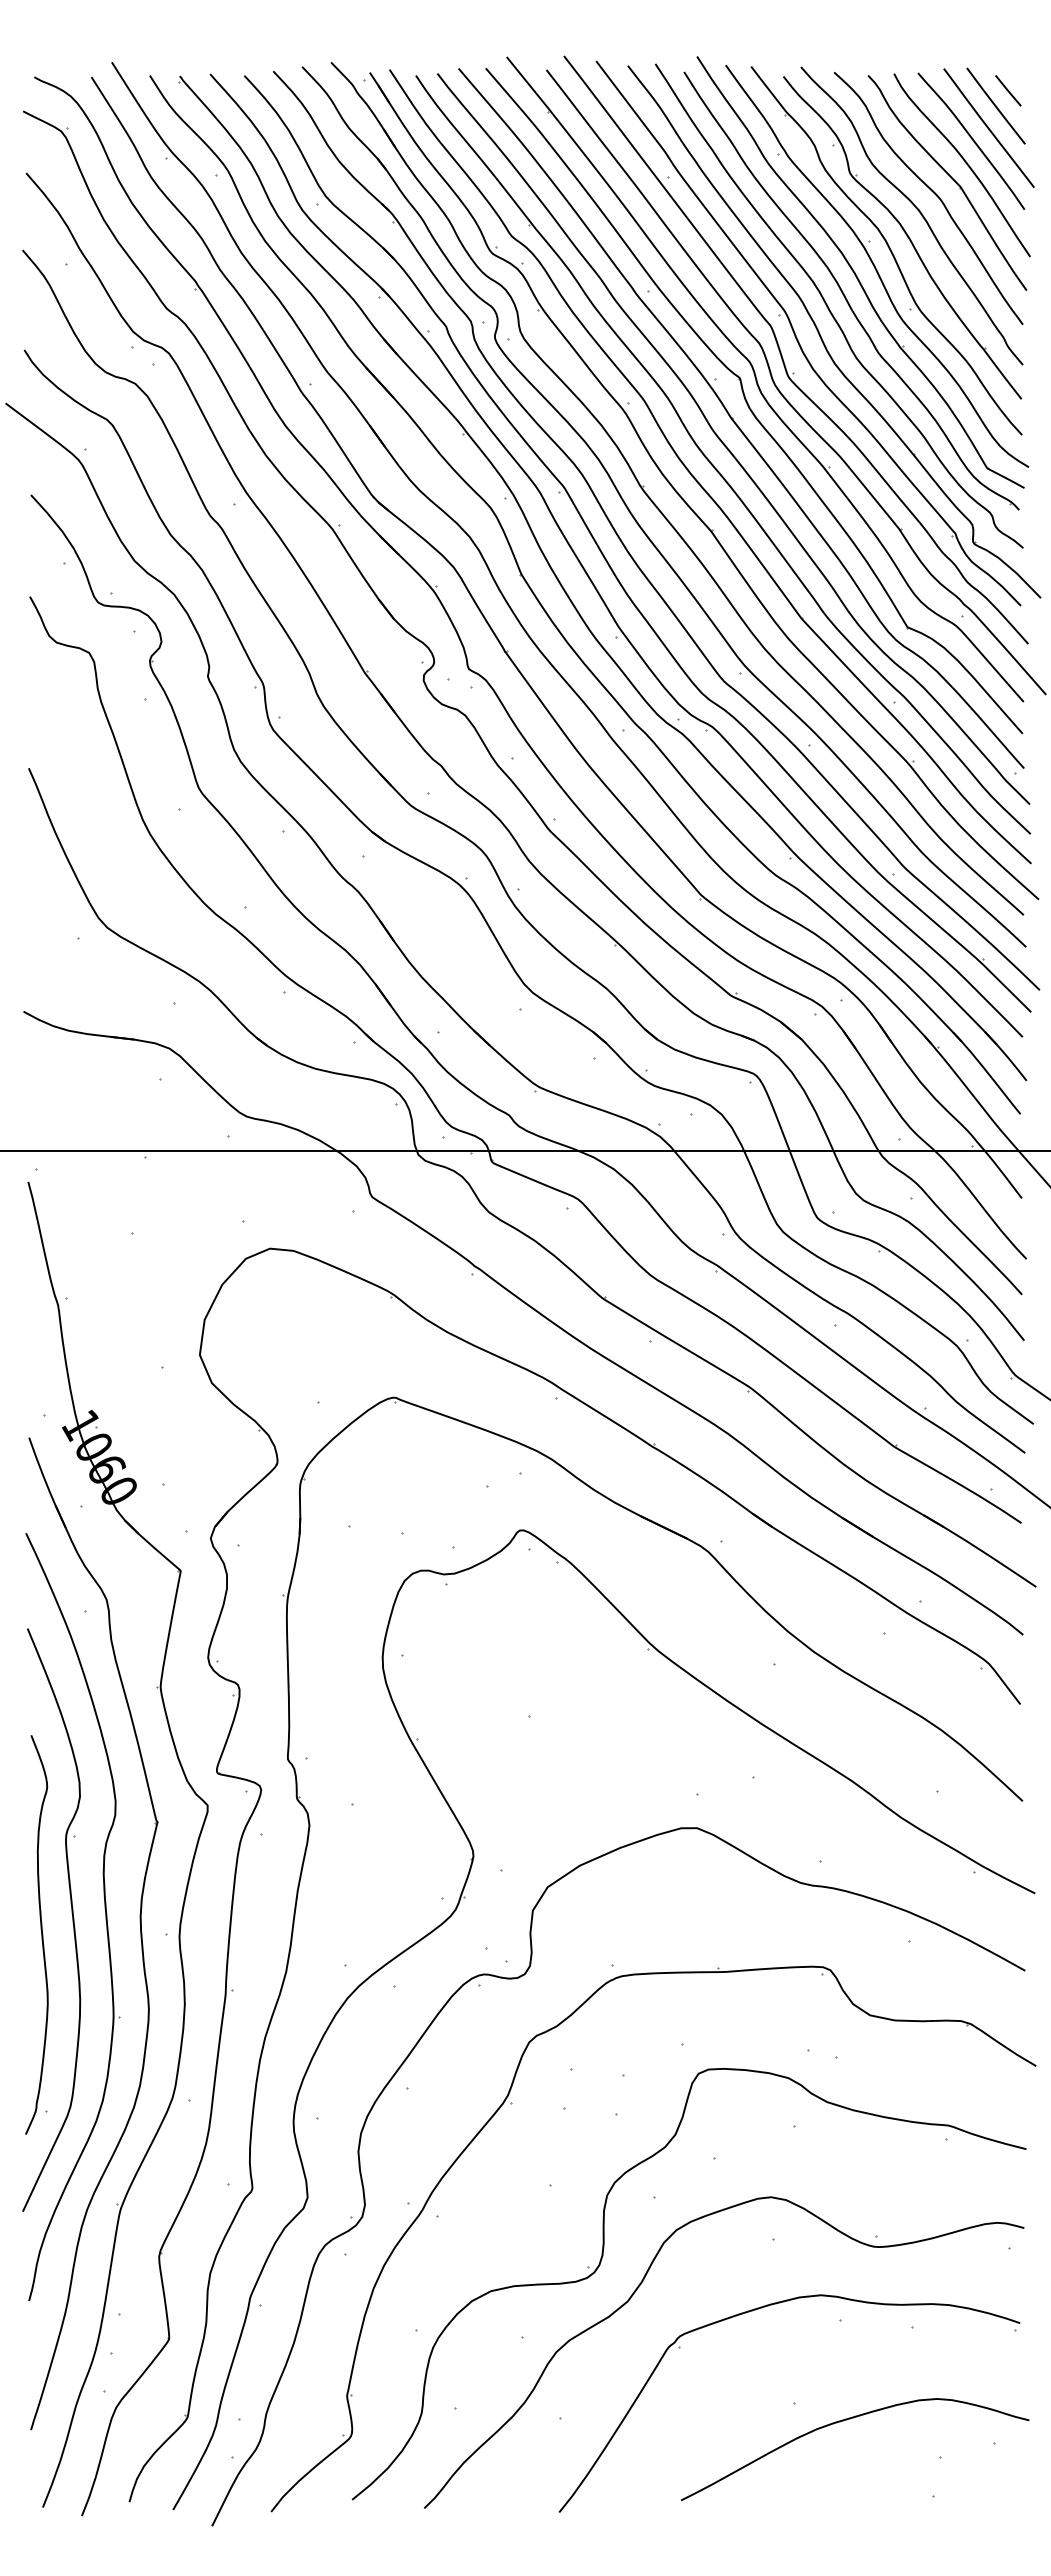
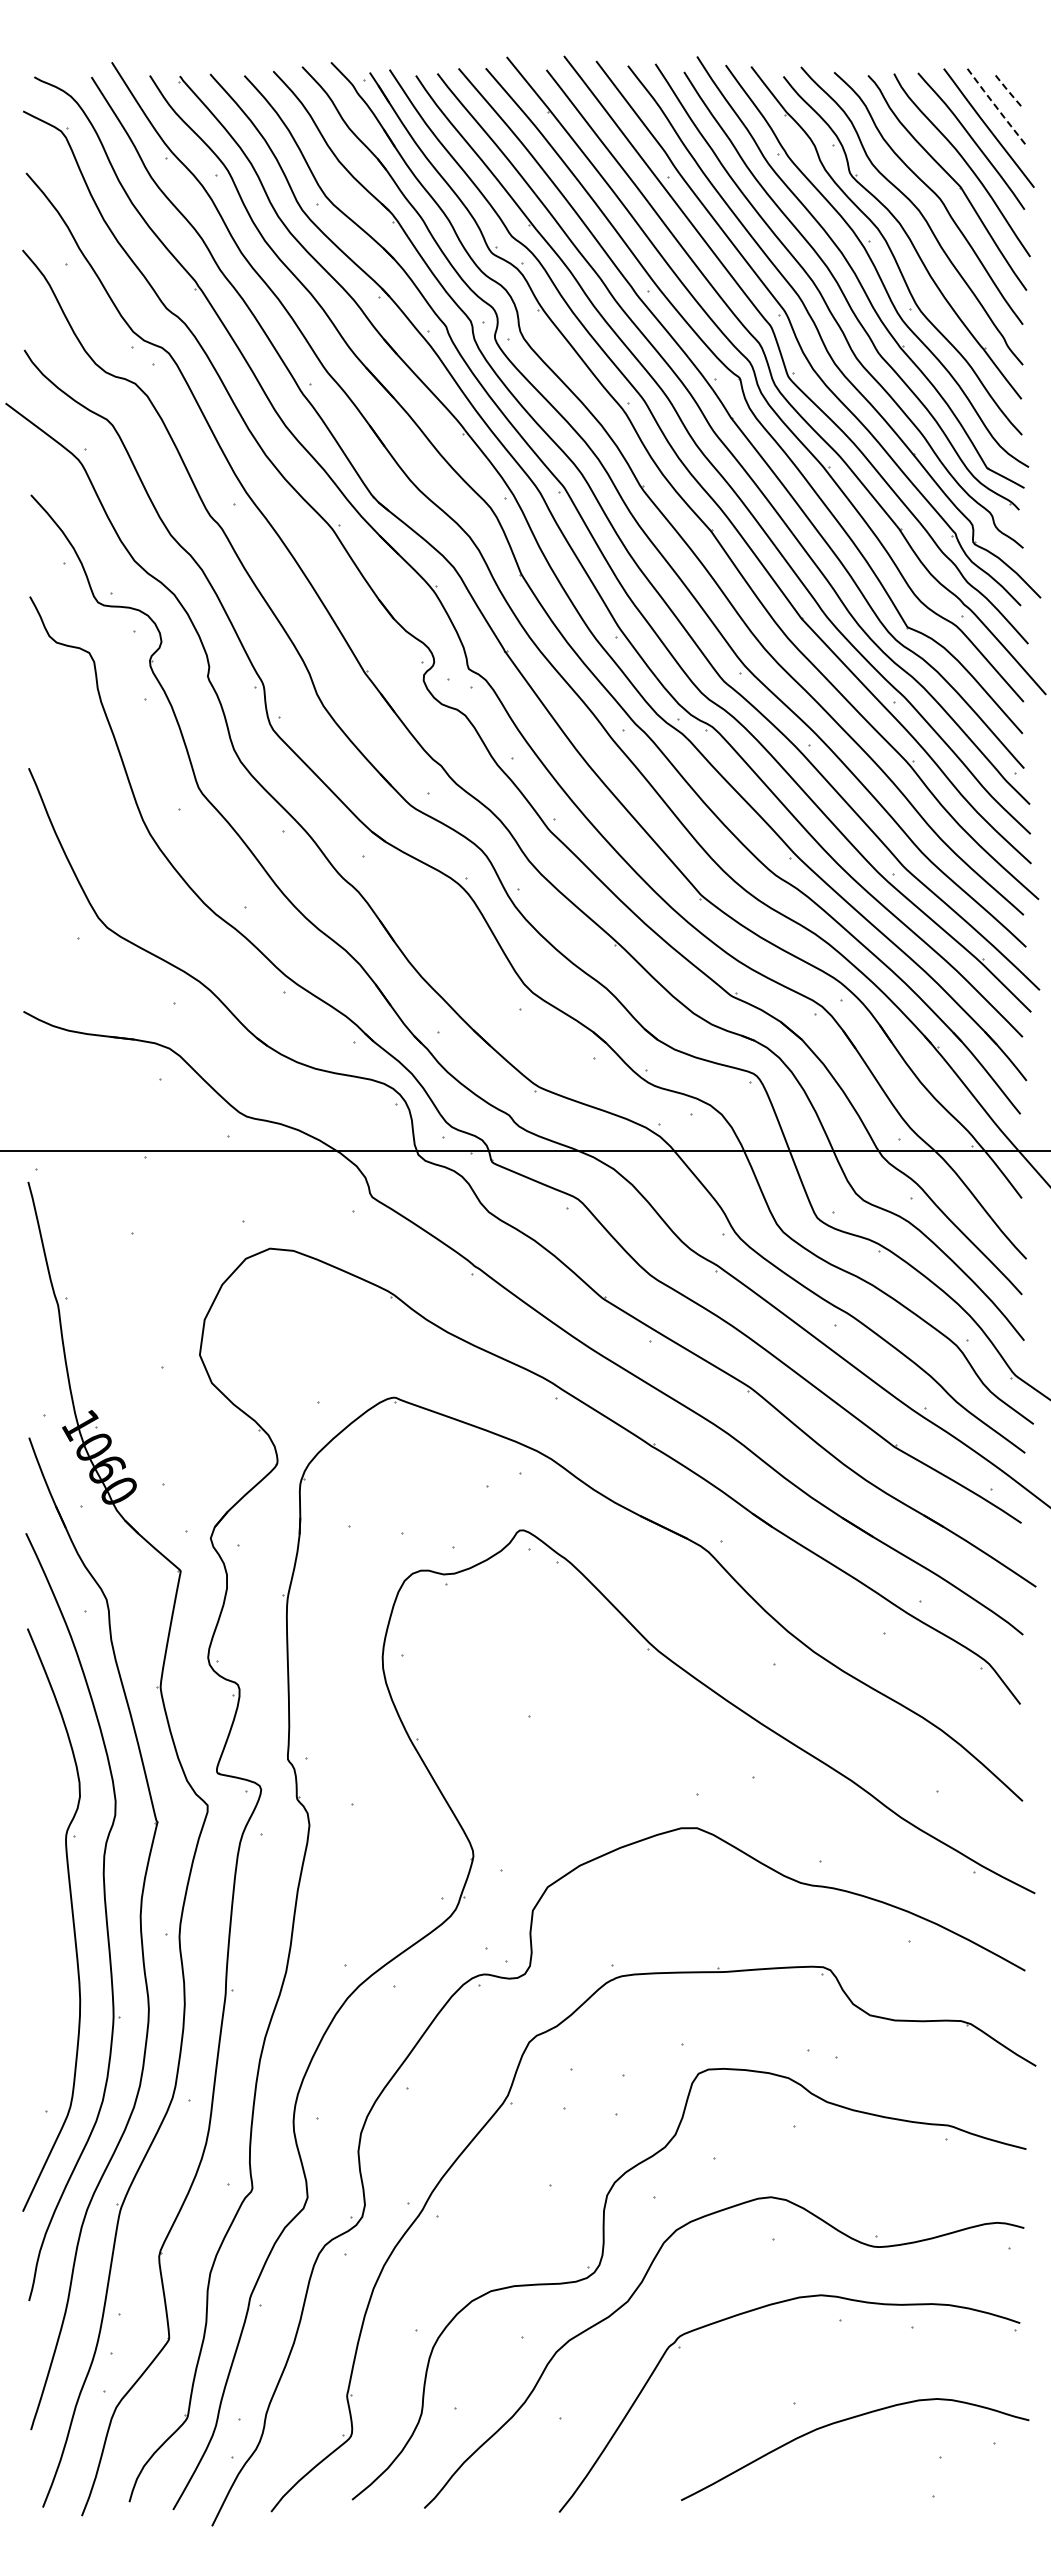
line: solid -> dashed (1008, 90)
line: solid -> dashed (995, 106)
curve: present -> none (41, 1934)
